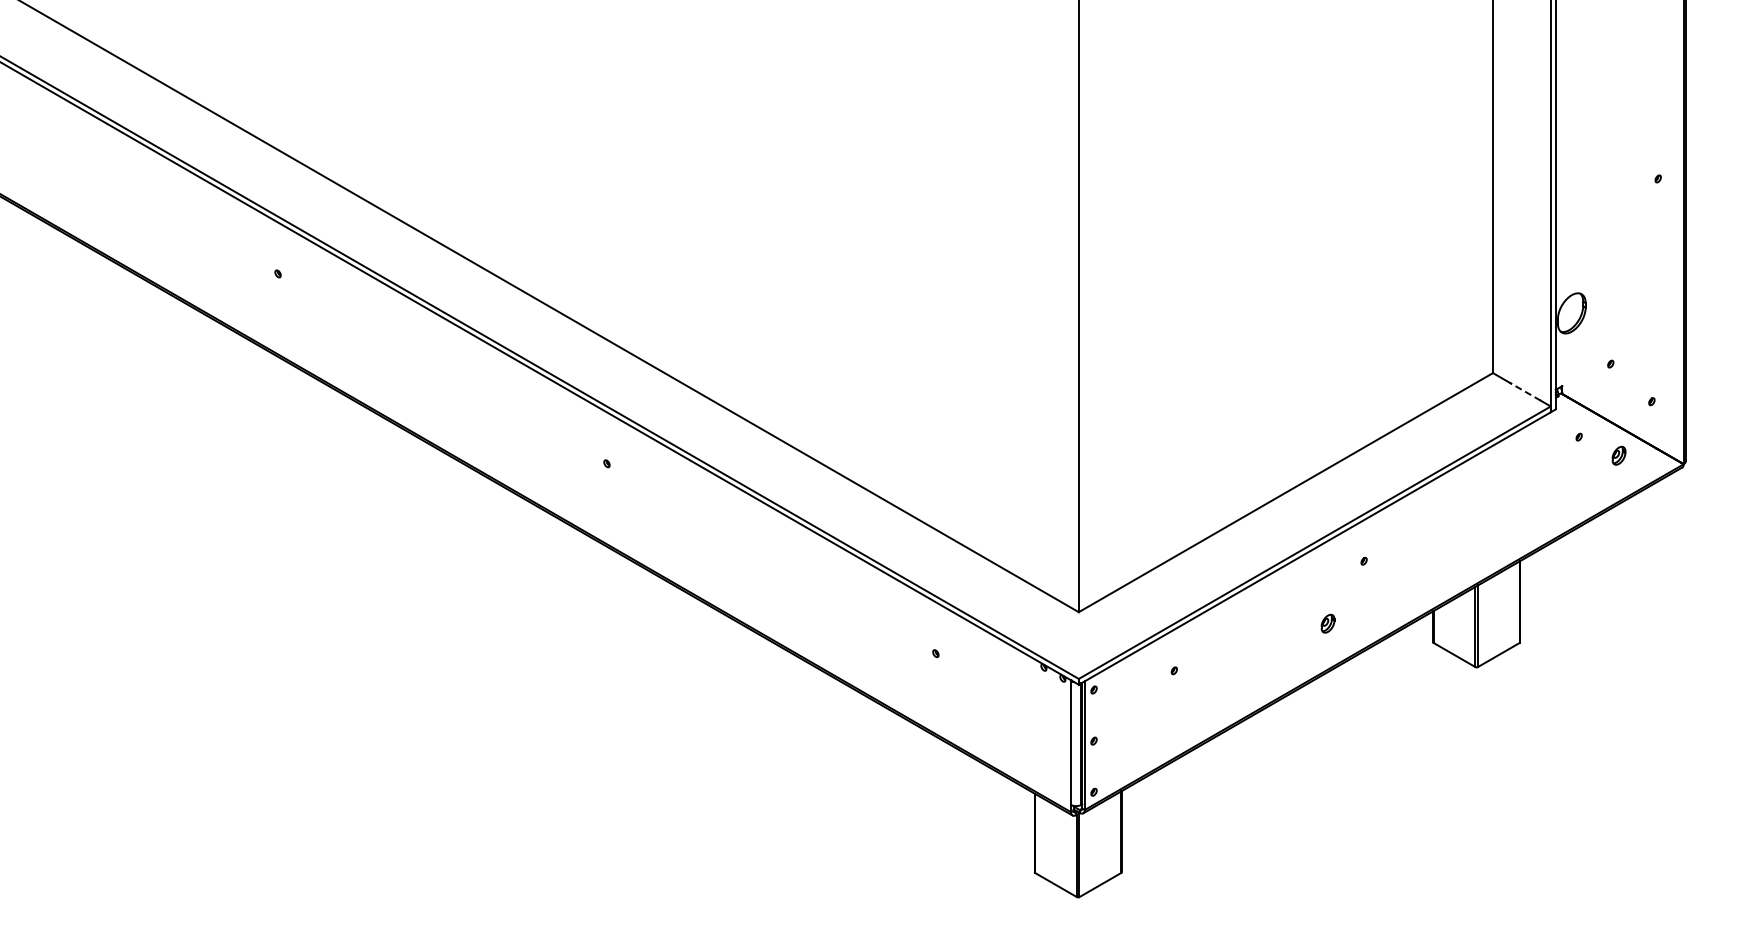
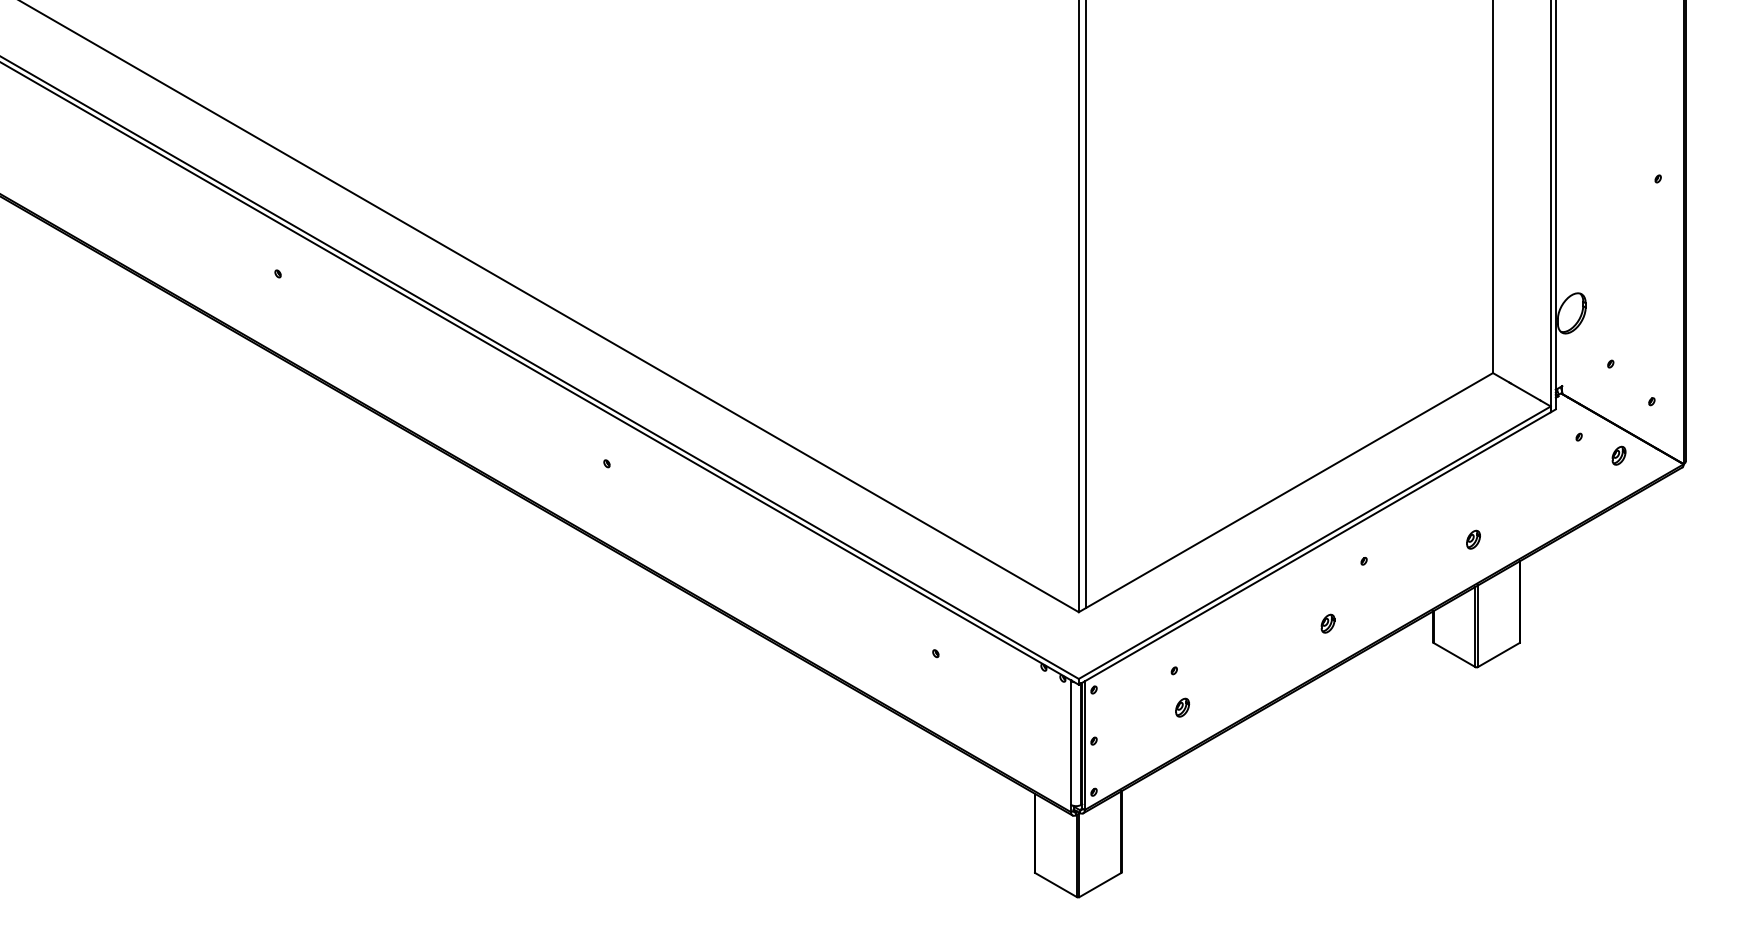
line: none -> present (1085, 305)
line: dashed -> solid (1524, 391)
part: none -> present (1473, 539)
part: none -> present (1182, 707)
